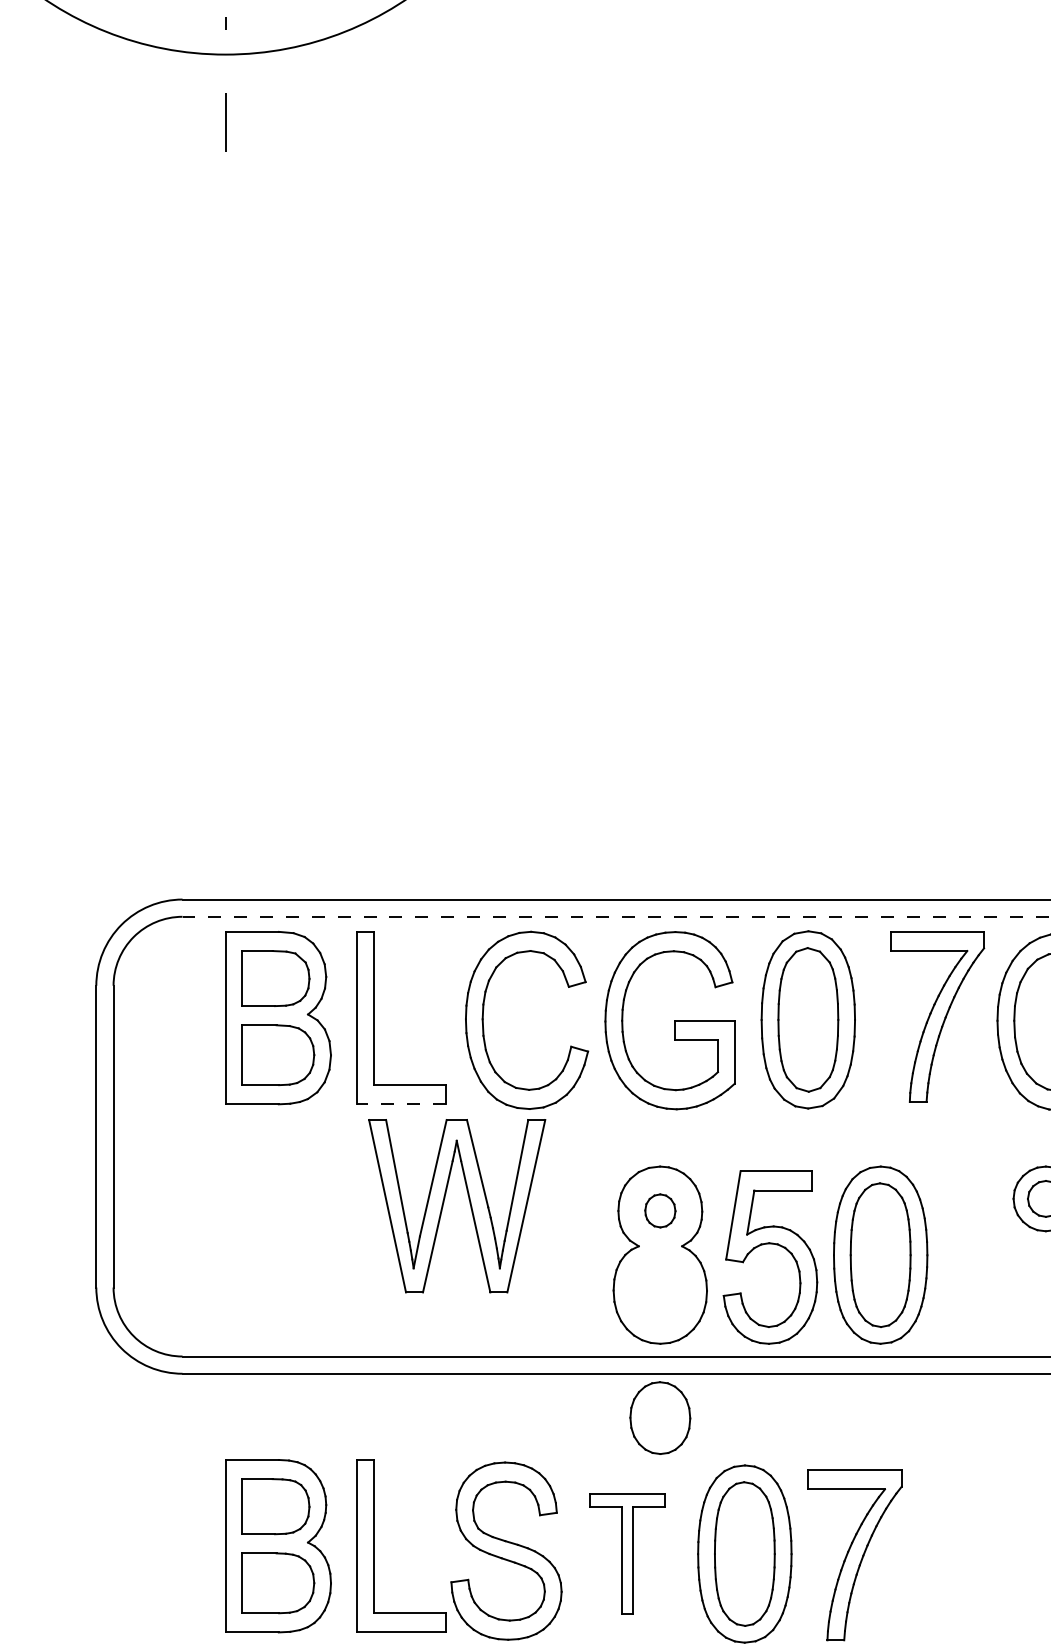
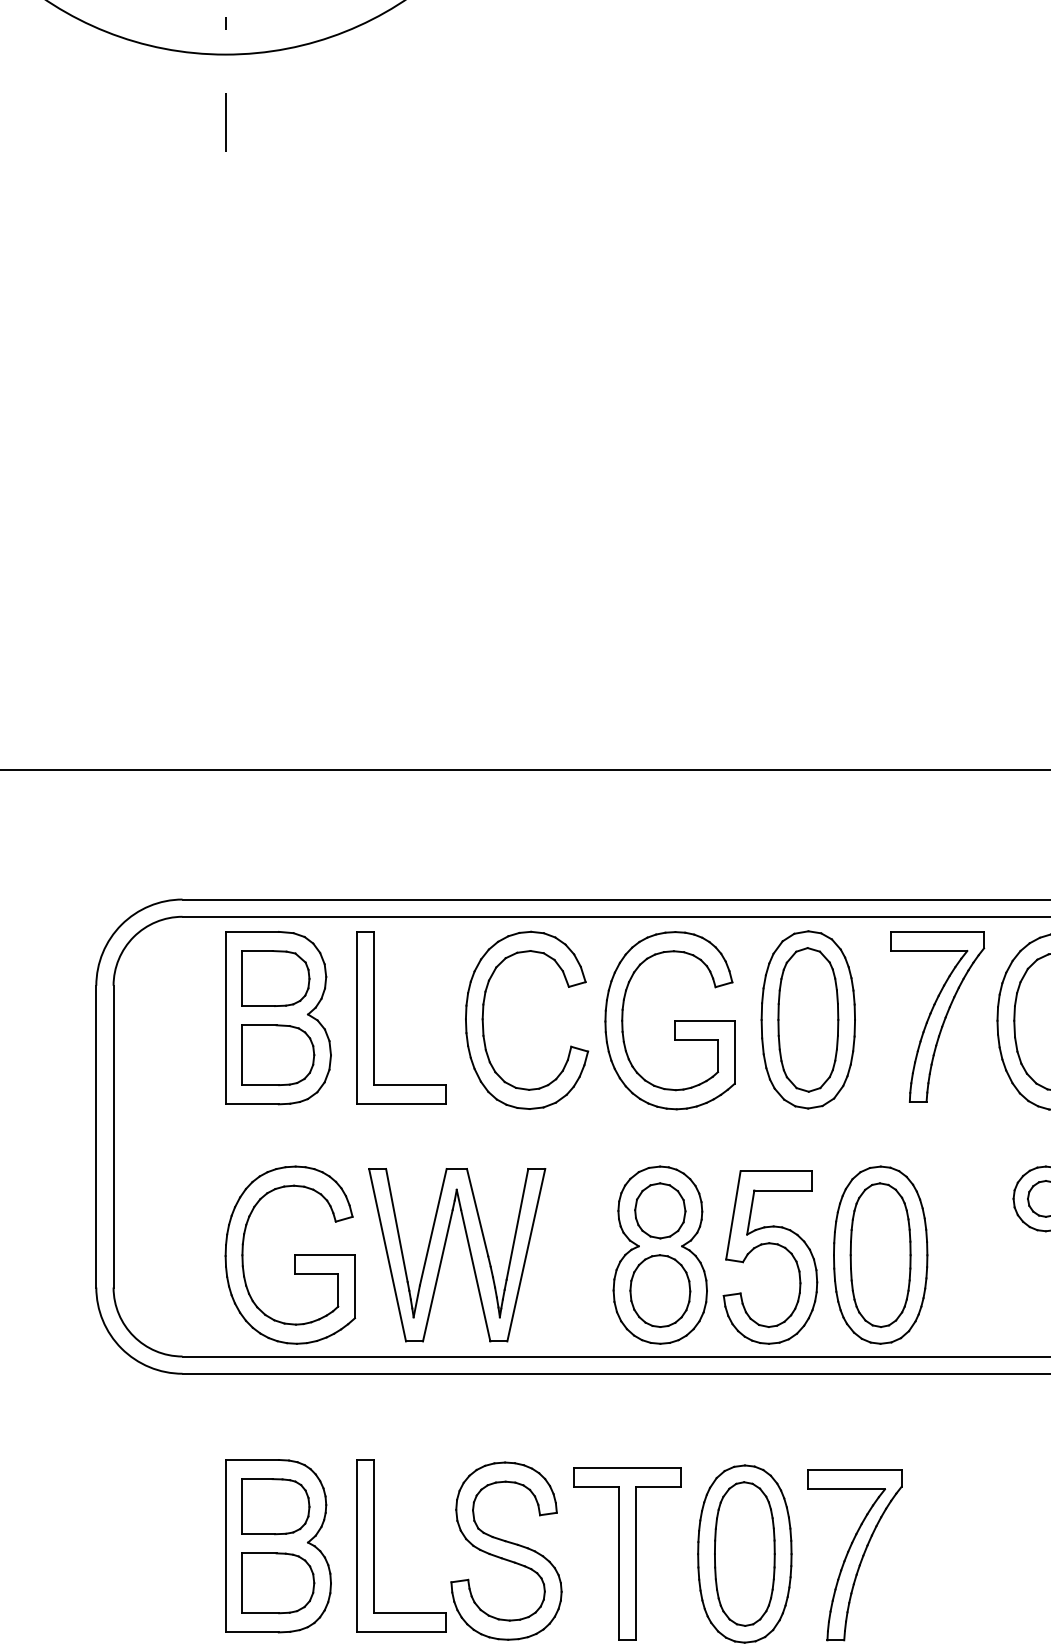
line: none -> present (524, 770)
line: dashed -> solid (616, 916)
line: dashed -> solid (401, 1104)
part position: (469, 1204) -> (469, 1253) (469, 1253)
part size: 33x36 px -> 53x58 px (660, 1210)
part: none -> present (290, 1254)
part position: (660, 1417) -> (660, 1290) (660, 1290)
part size: 77x122 px -> 109x174 px (627, 1553)
